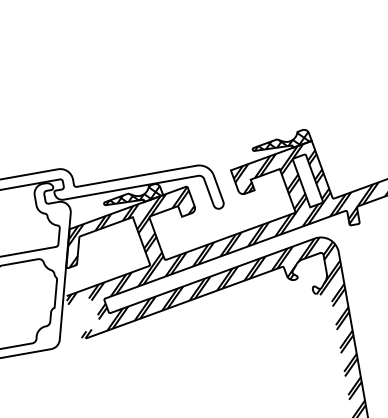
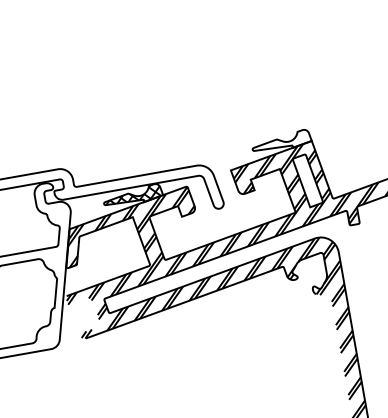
hatch: present -> none (281, 140)
